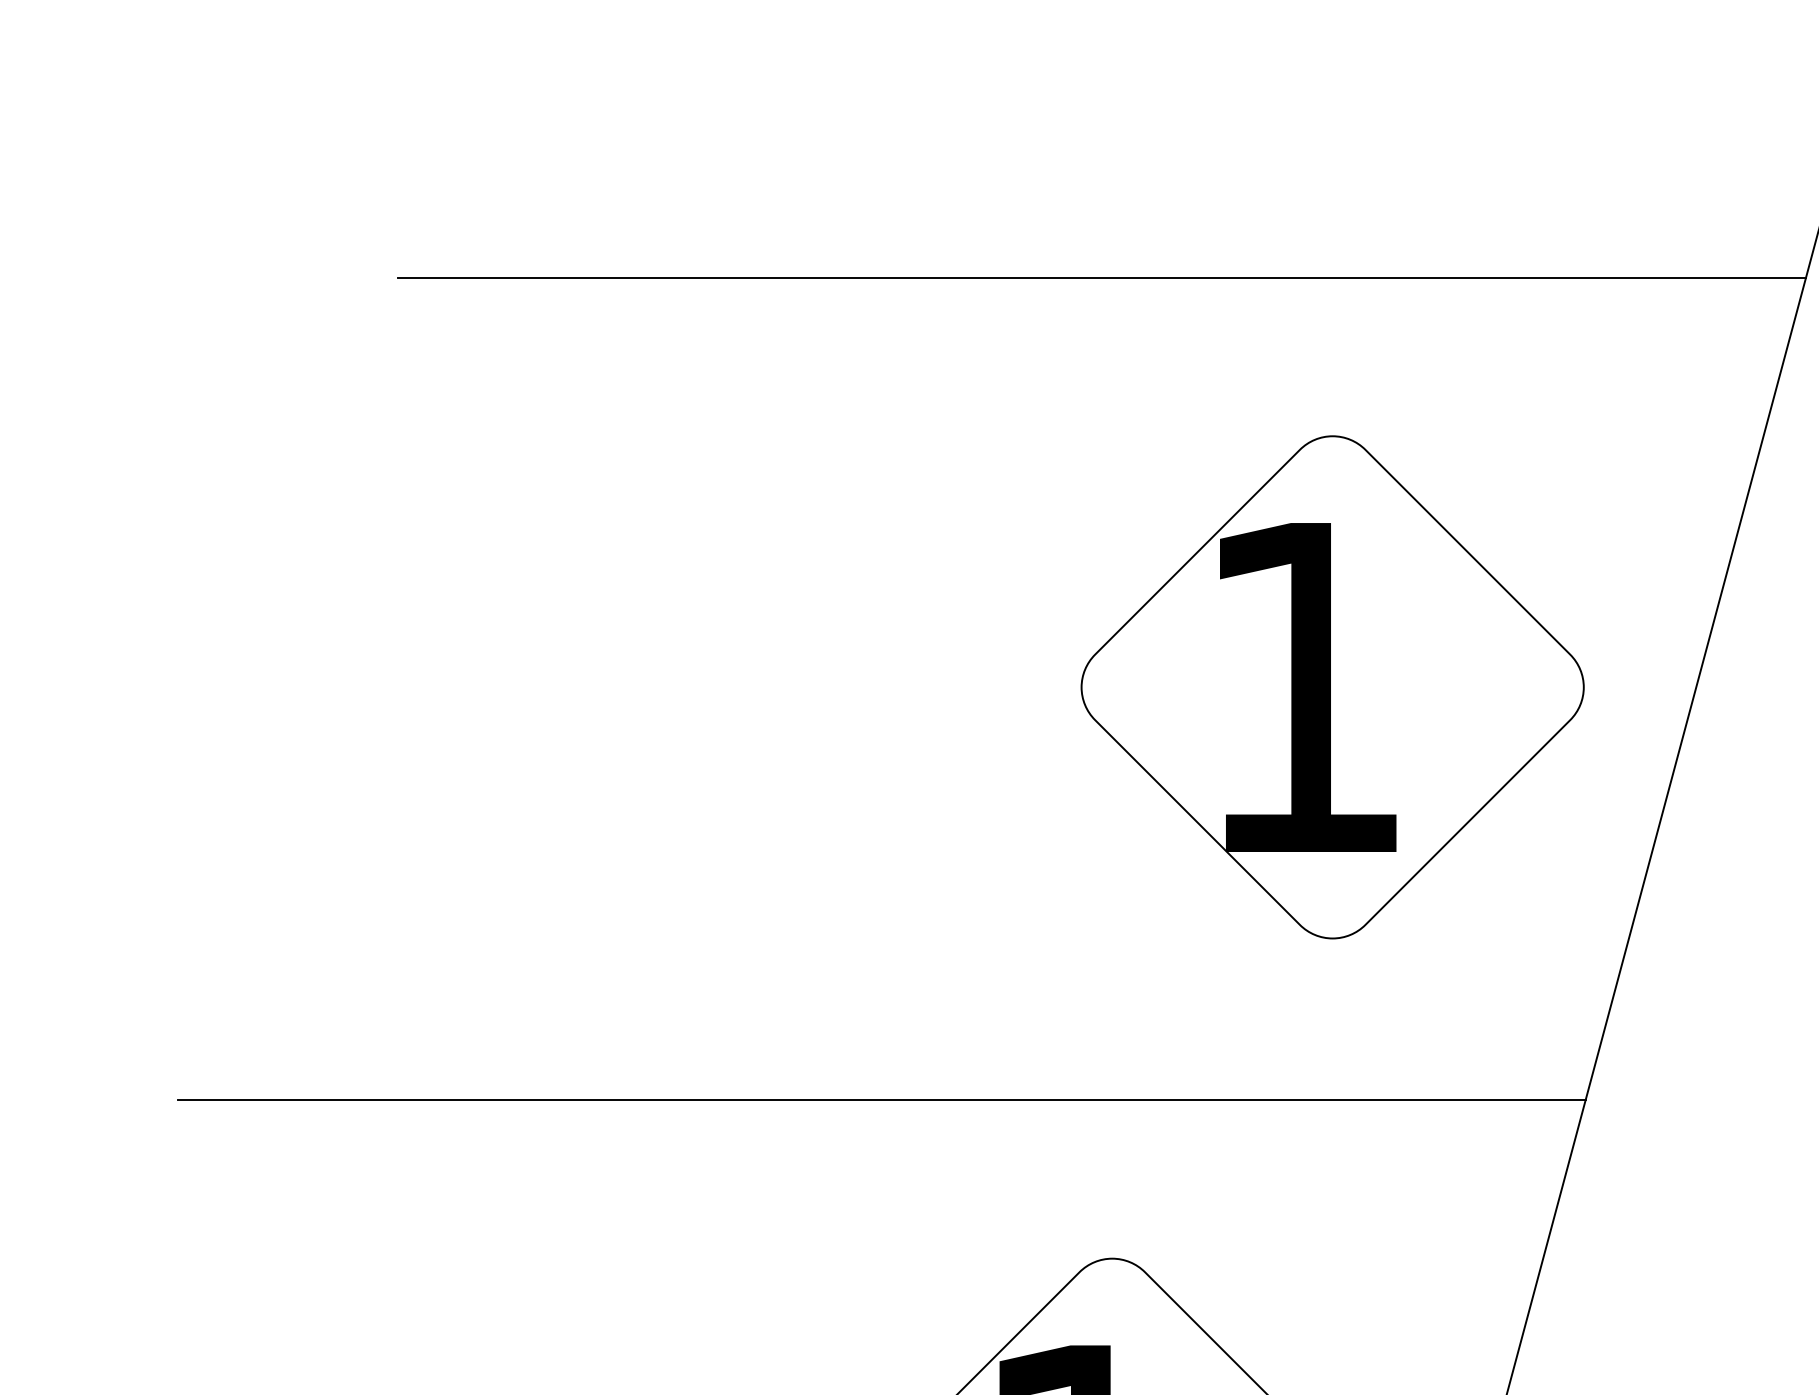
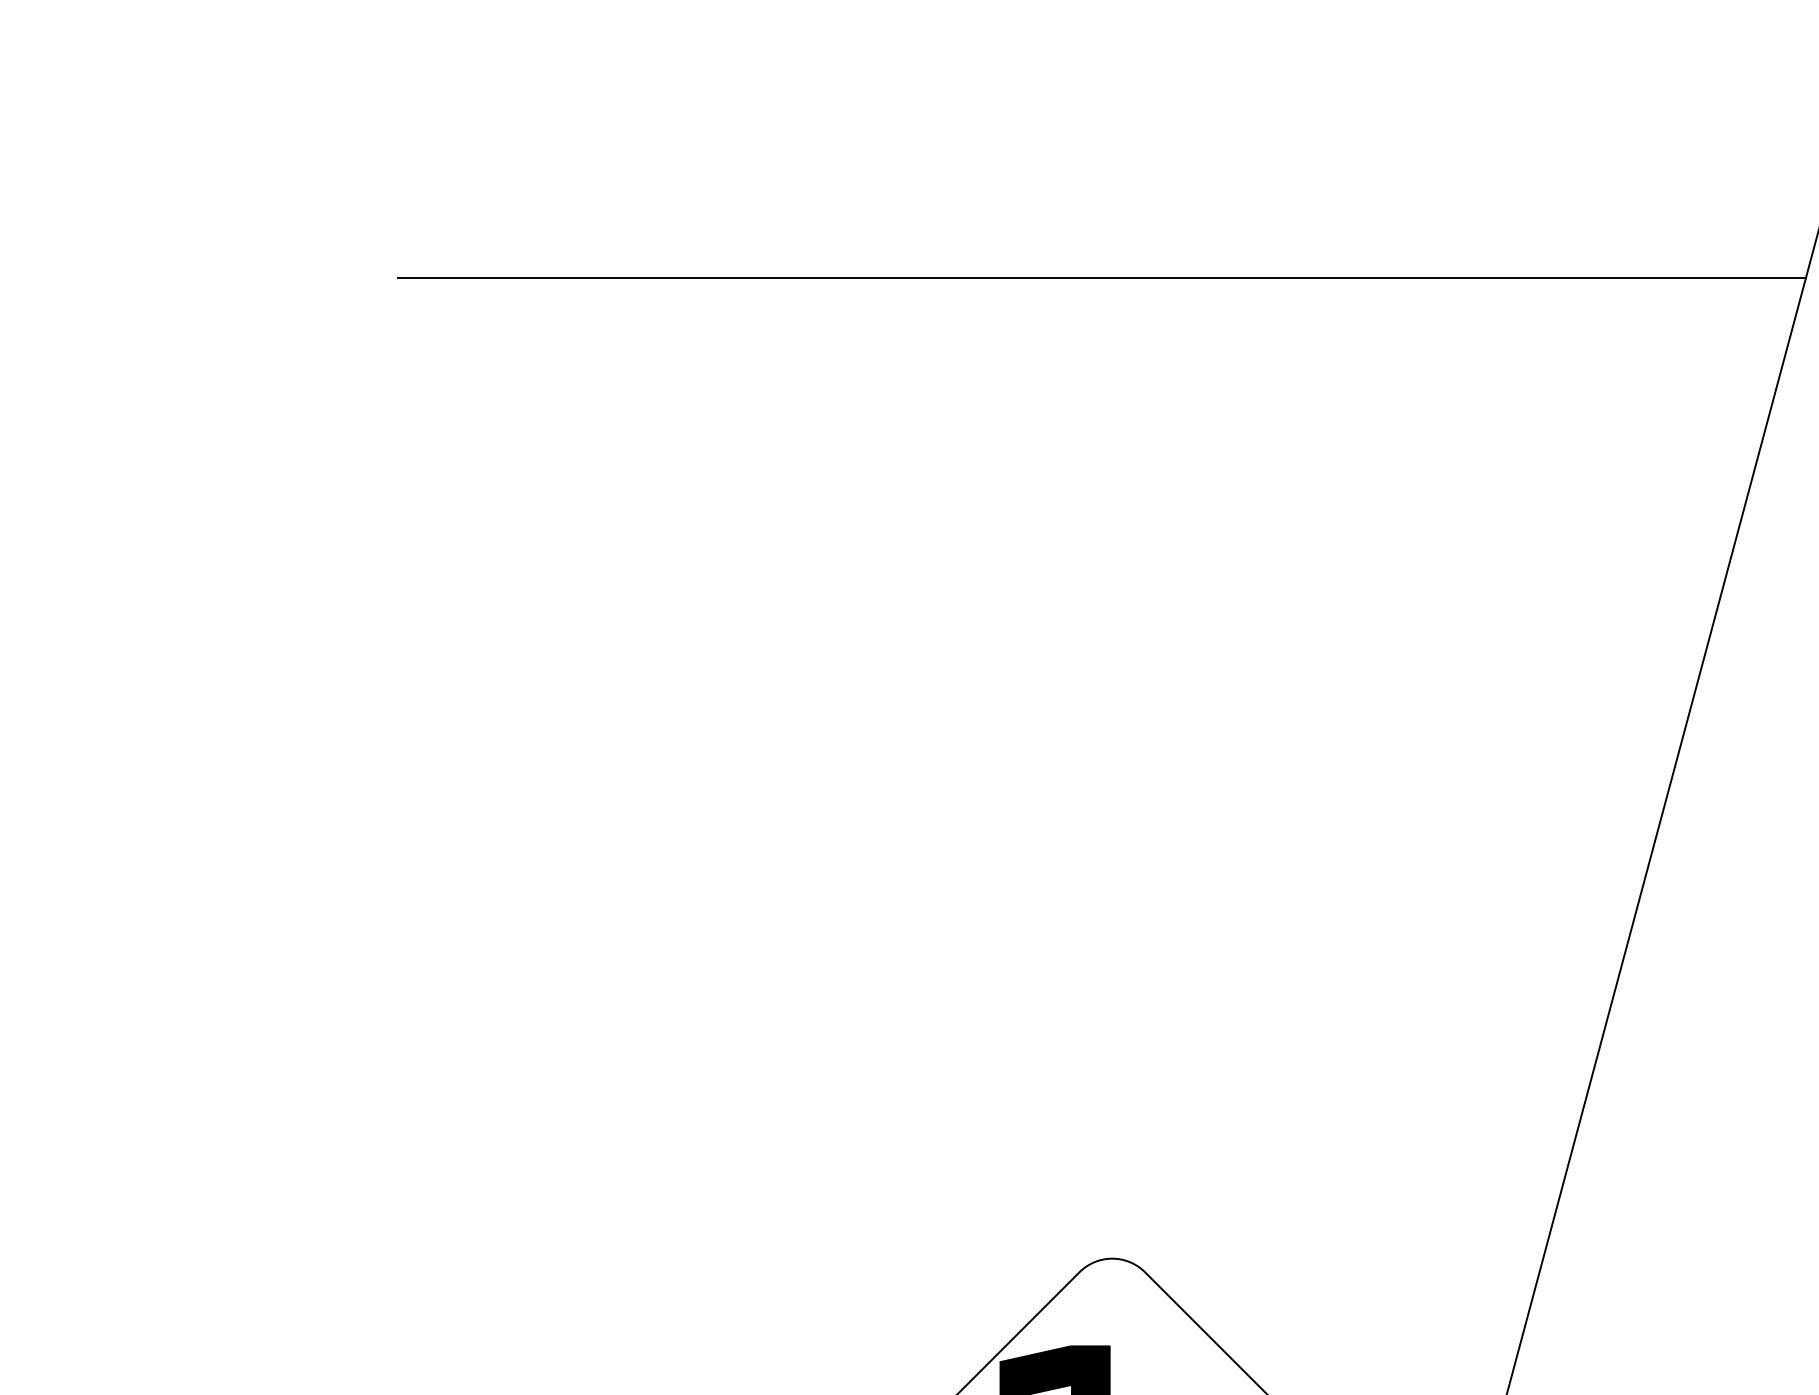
part: present -> none (1332, 687)
line: present -> none (881, 1100)
